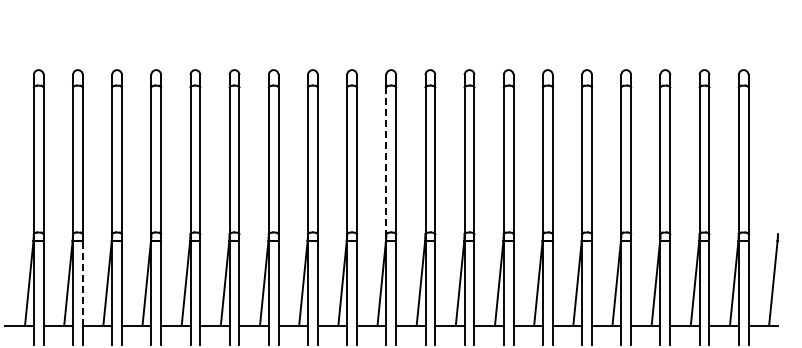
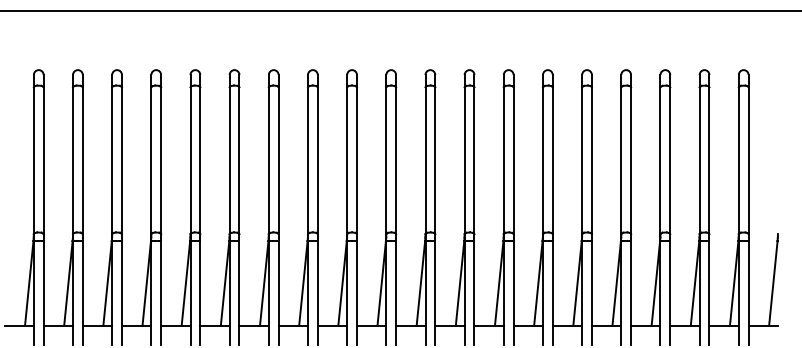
line: none -> present (400, 10)
line: dashed -> solid (386, 161)
line: dashed -> solid (82, 283)
